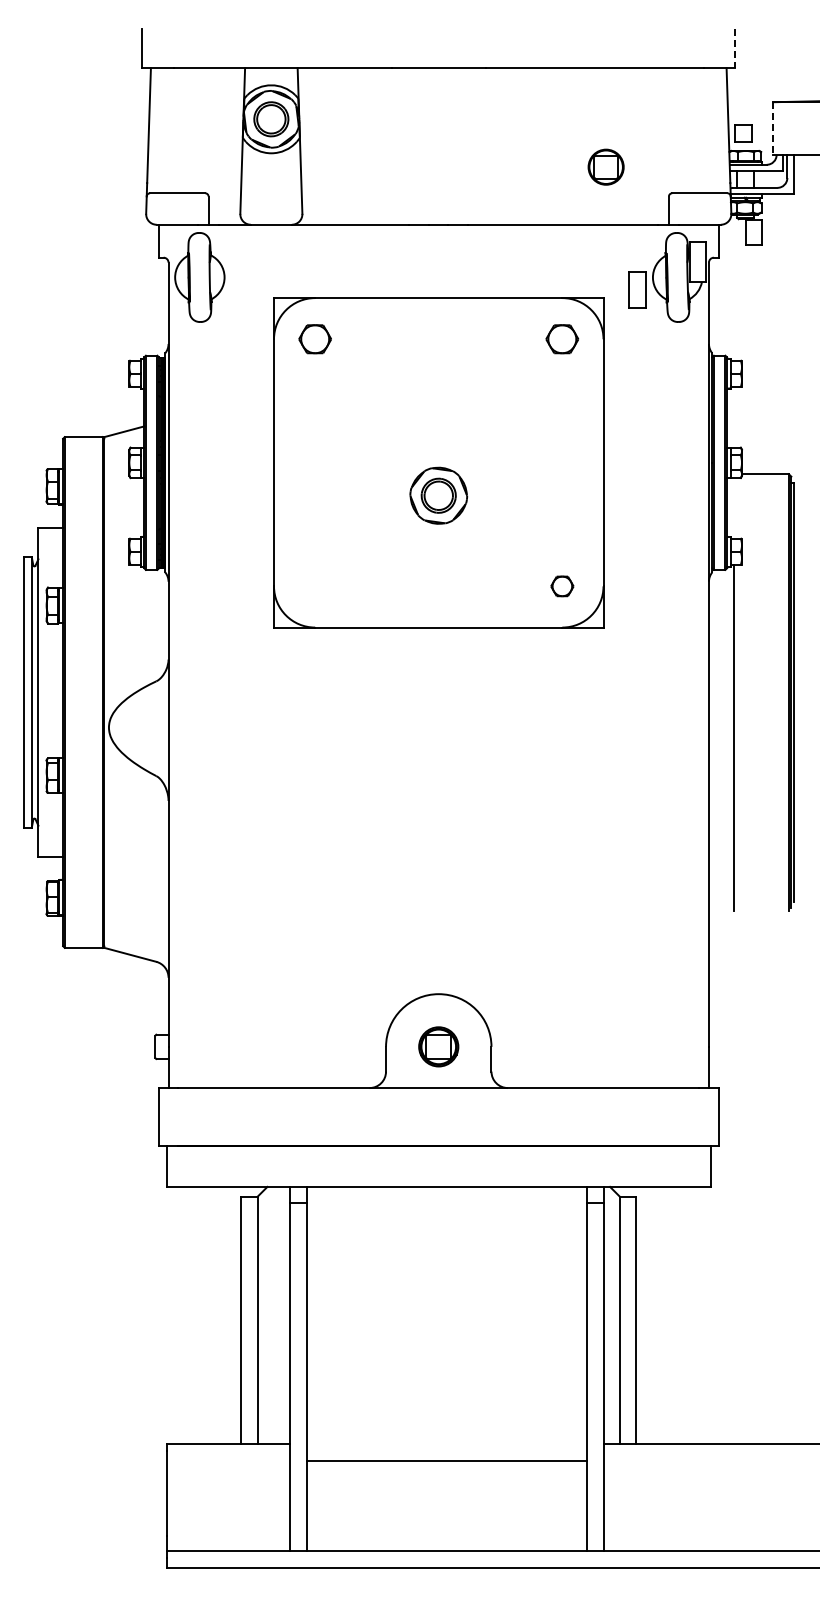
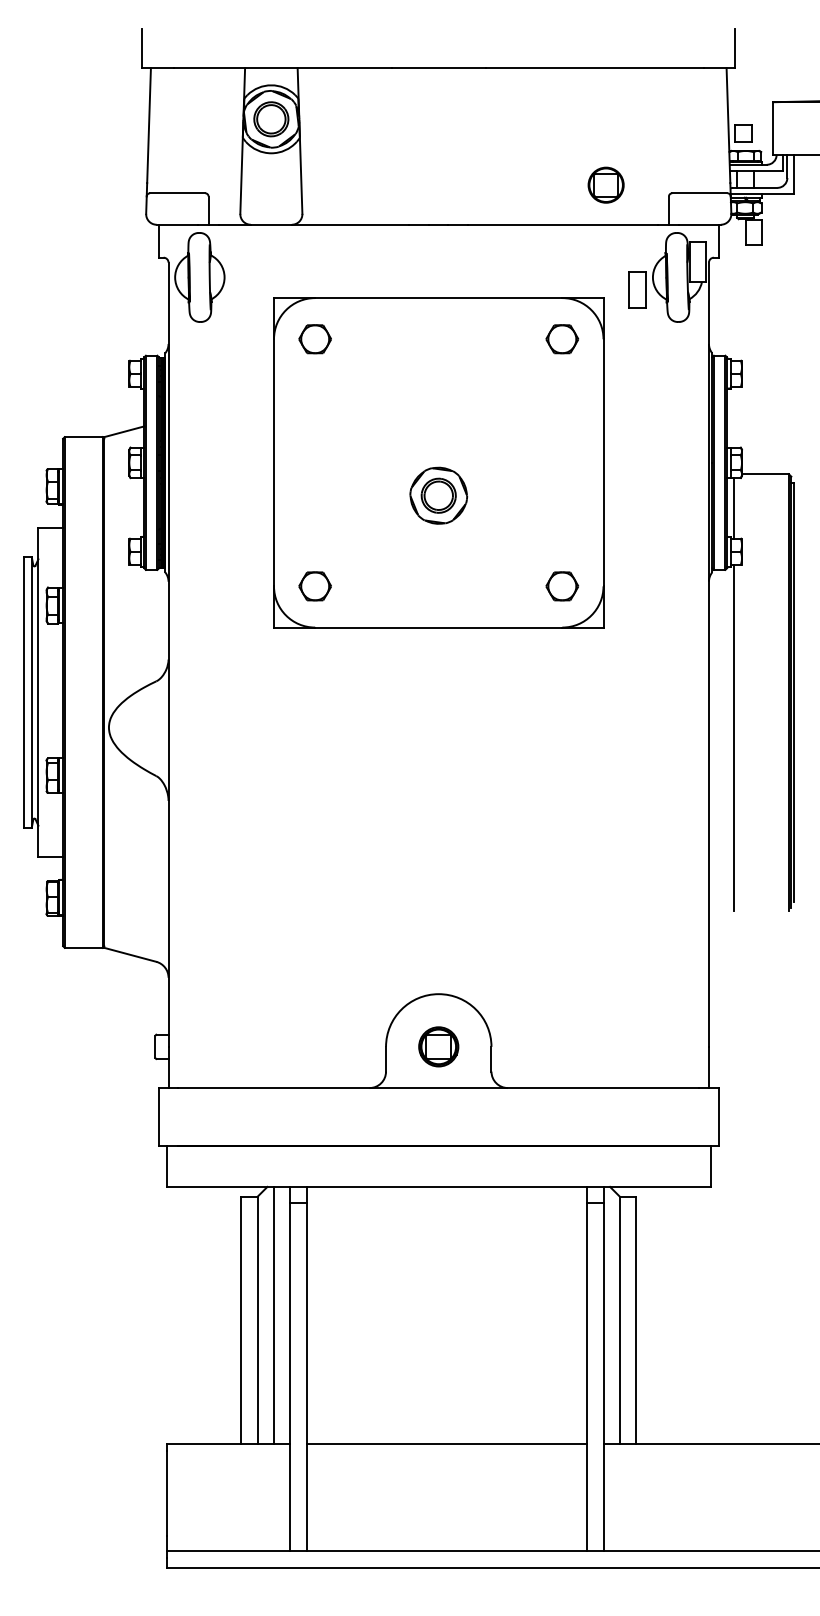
line: dashed -> solid (735, 48)
line: dashed -> solid (773, 129)
part position: (605, 166) -> (605, 184) (605, 184)
line: none -> present (733, 508)
part: none -> present (314, 586)
part size: 25x23 px -> 35x31 px (562, 586)
line: none -> present (274, 1314)
line position: (446, 1460) -> (446, 1443) (446, 1443)
